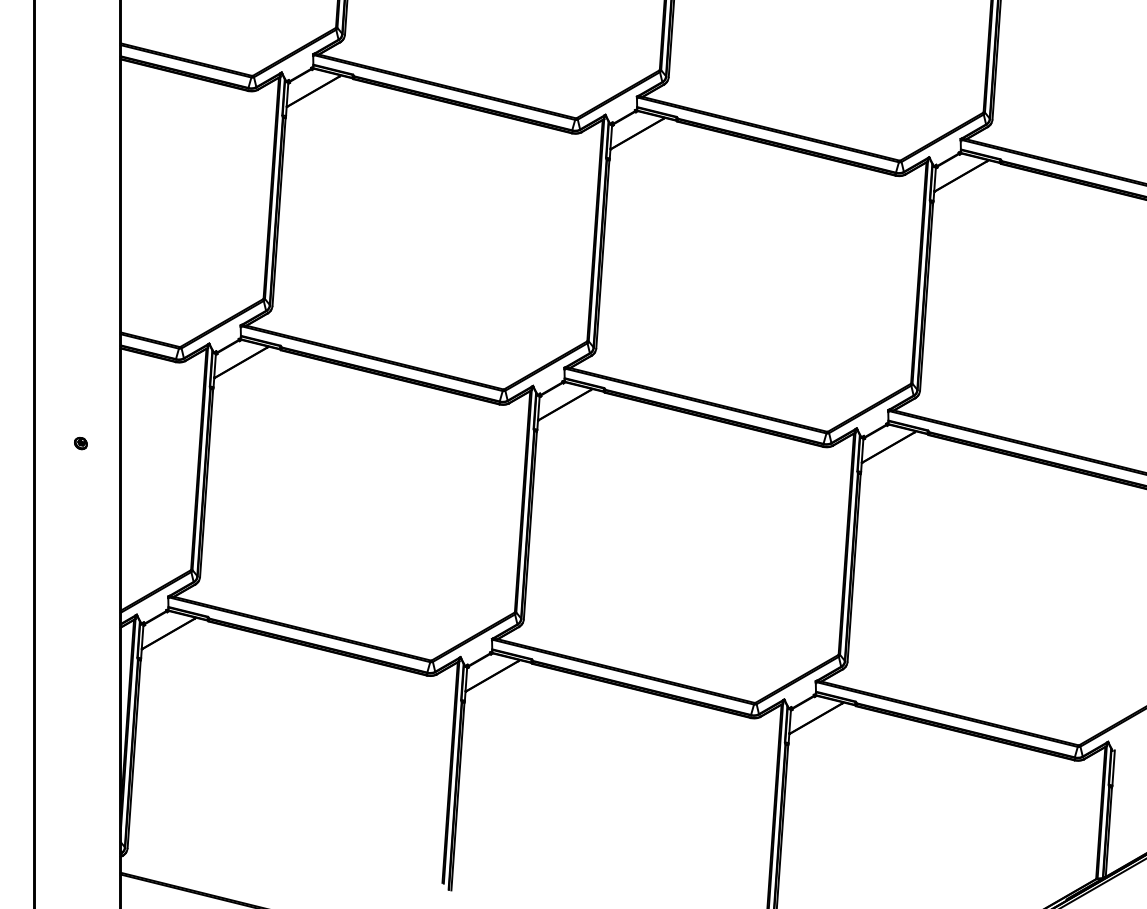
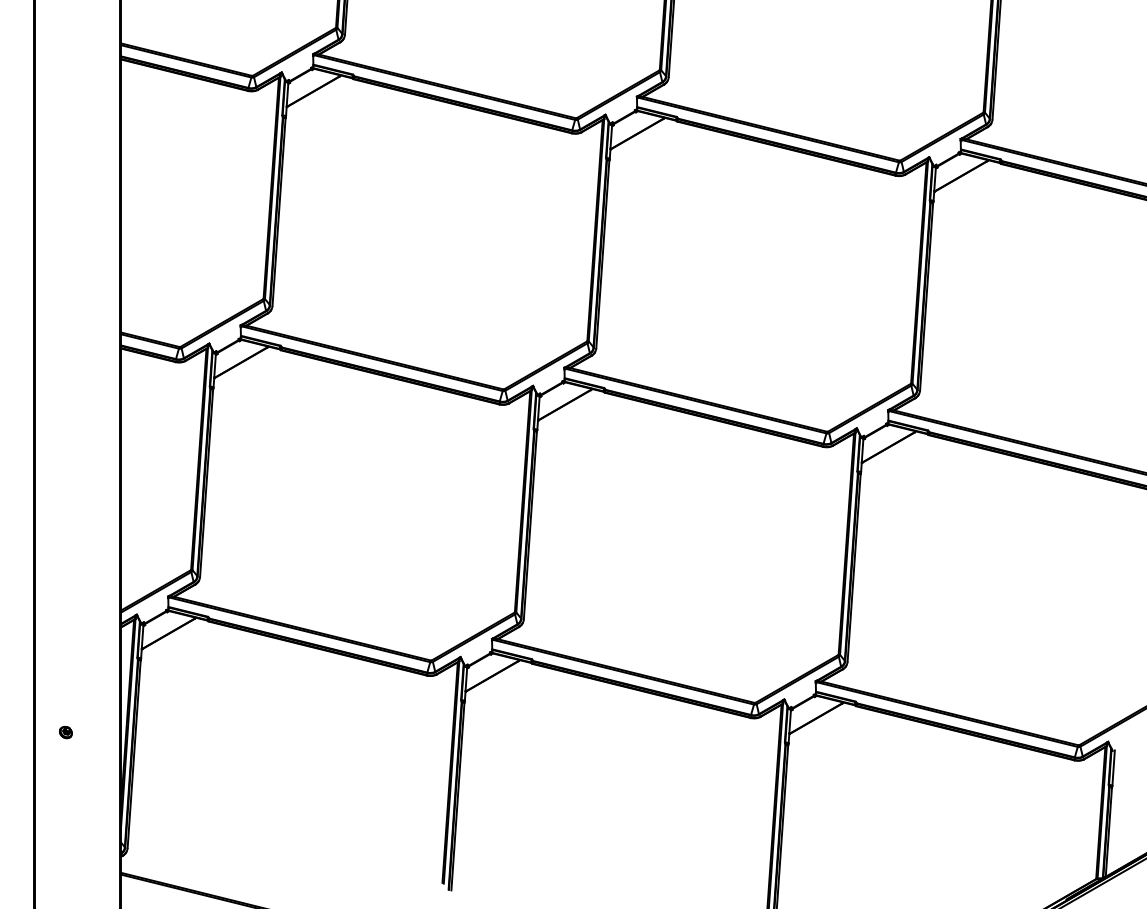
part position: (80, 443) -> (65, 732) (65, 732)
